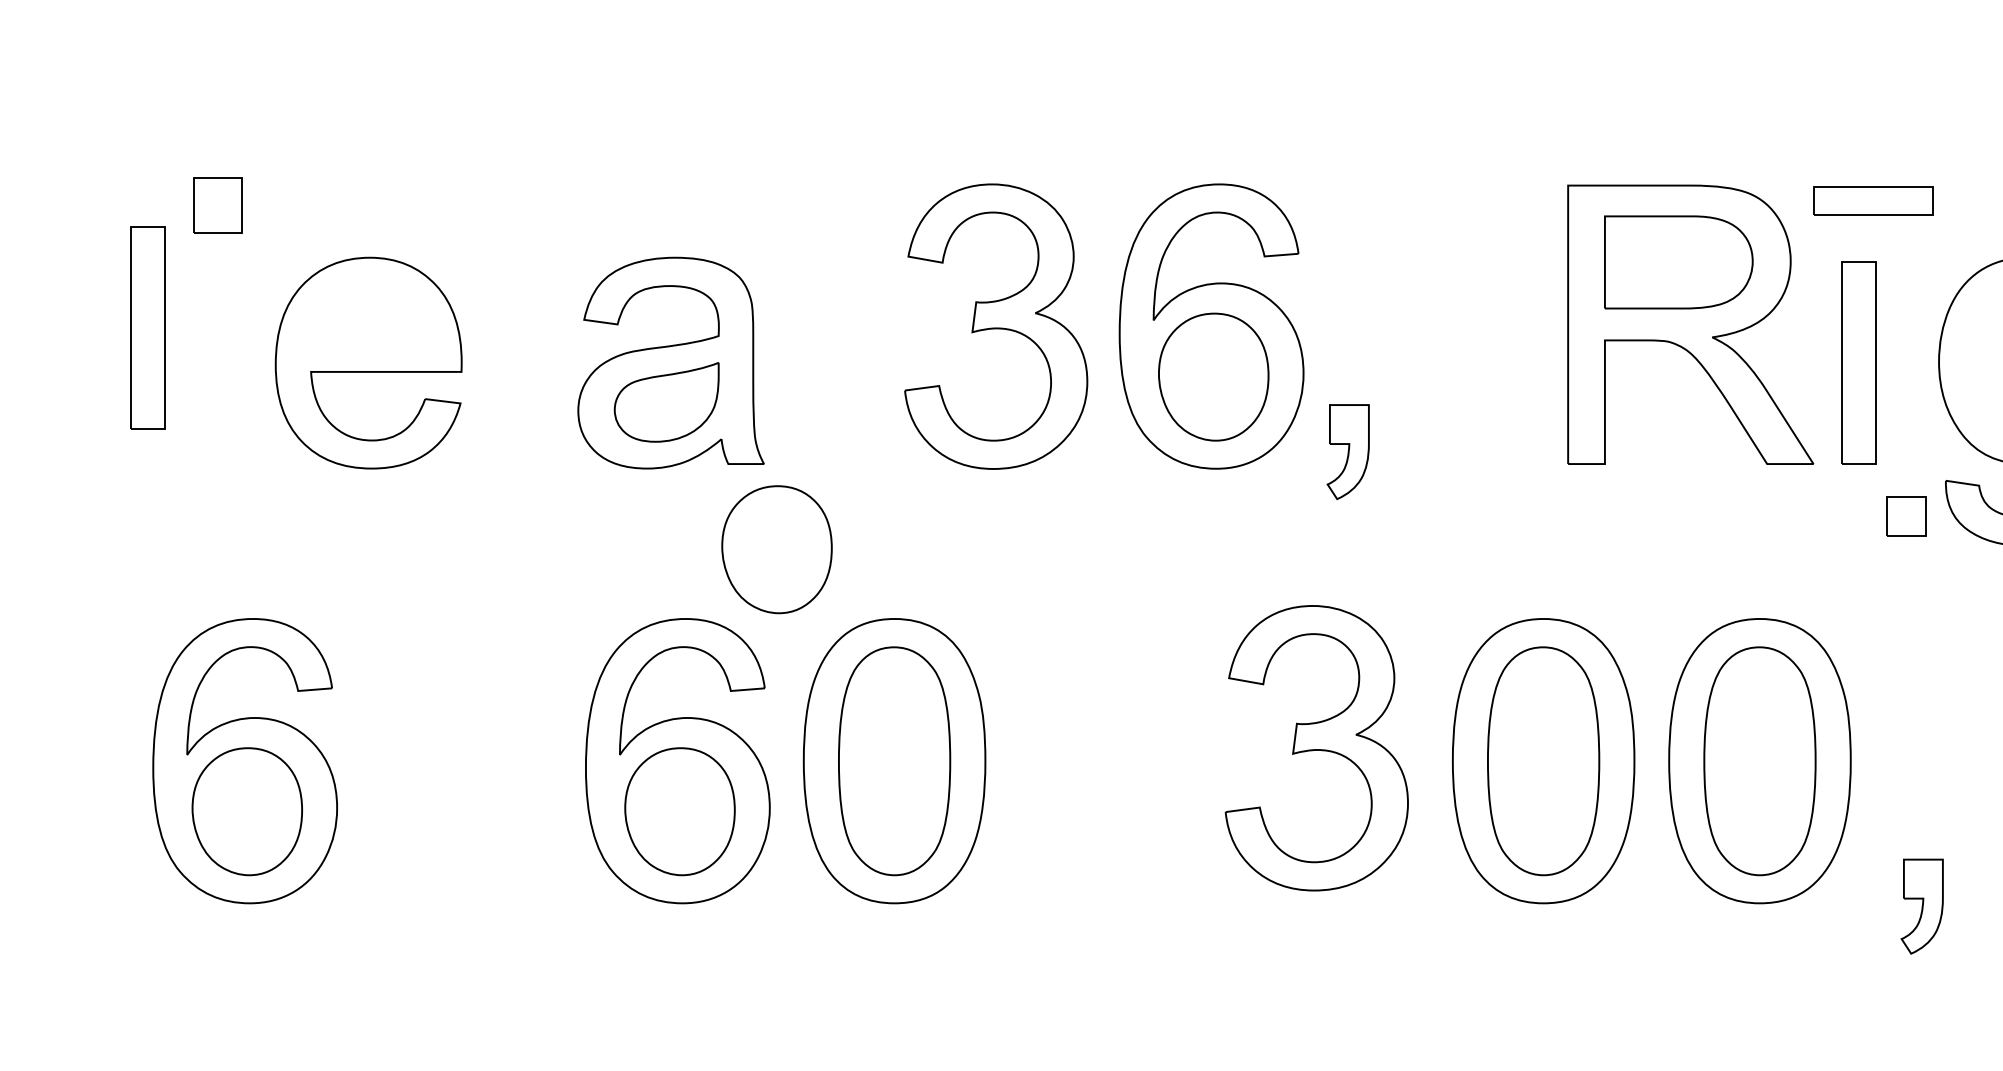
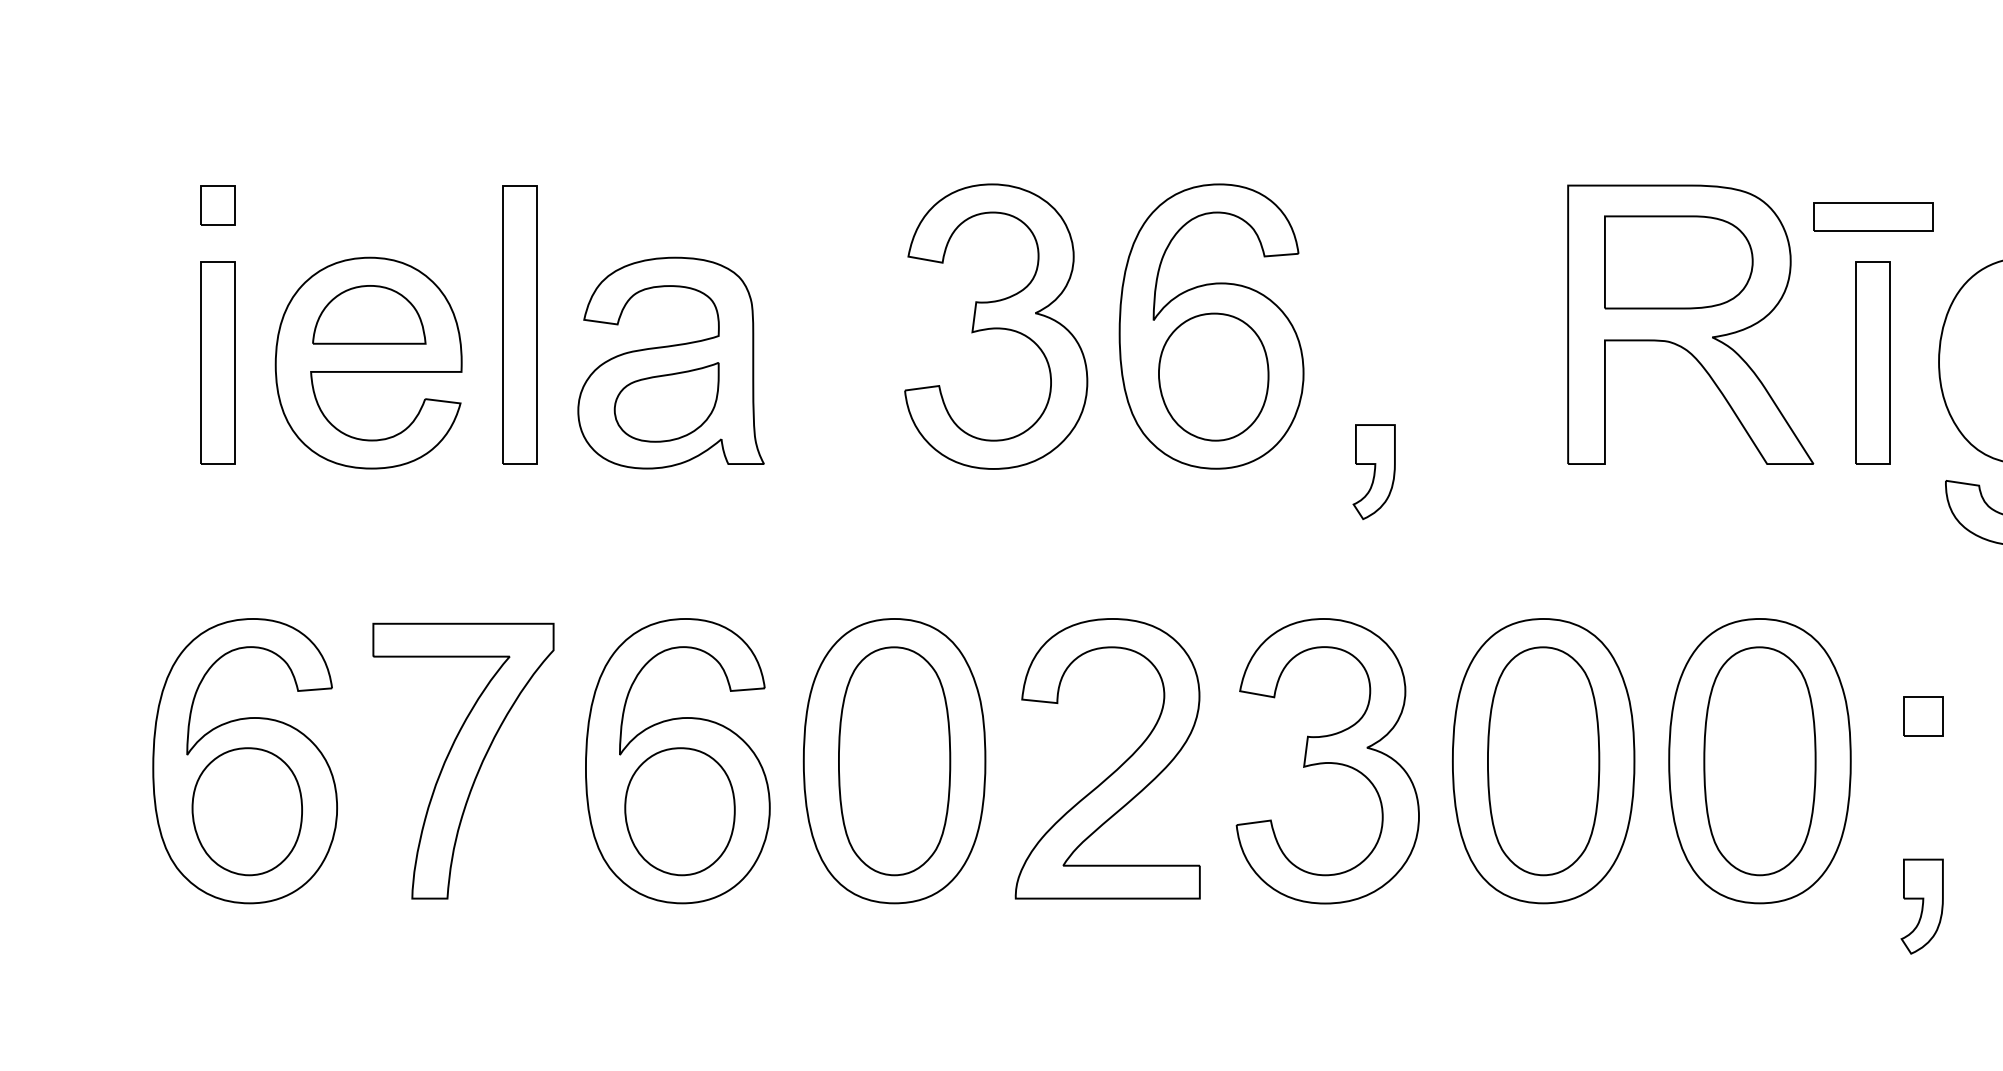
part position: (1873, 200) -> (1873, 216) (1873, 216)
part size: 50x57 px -> 36x41 px (217, 205)
part: none -> present (369, 314)
part: none -> present (519, 324)
part position: (147, 327) -> (217, 362) (217, 362)
part position: (1858, 362) -> (1872, 362) (1872, 362)
part position: (1347, 451) -> (1373, 471) (1373, 471)
part position: (1906, 516) -> (1923, 716) (1923, 716)
part: present -> none (776, 549)
part position: (1316, 748) -> (1327, 761) (1327, 761)
part: none -> present (463, 760)
part: none -> present (1115, 769)
